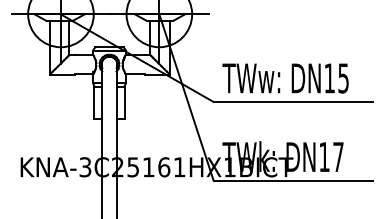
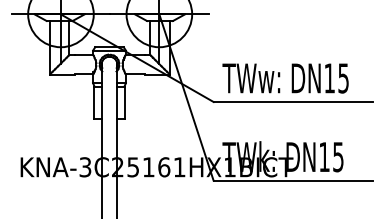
text: DN17 -> DN15 (338, 157)
